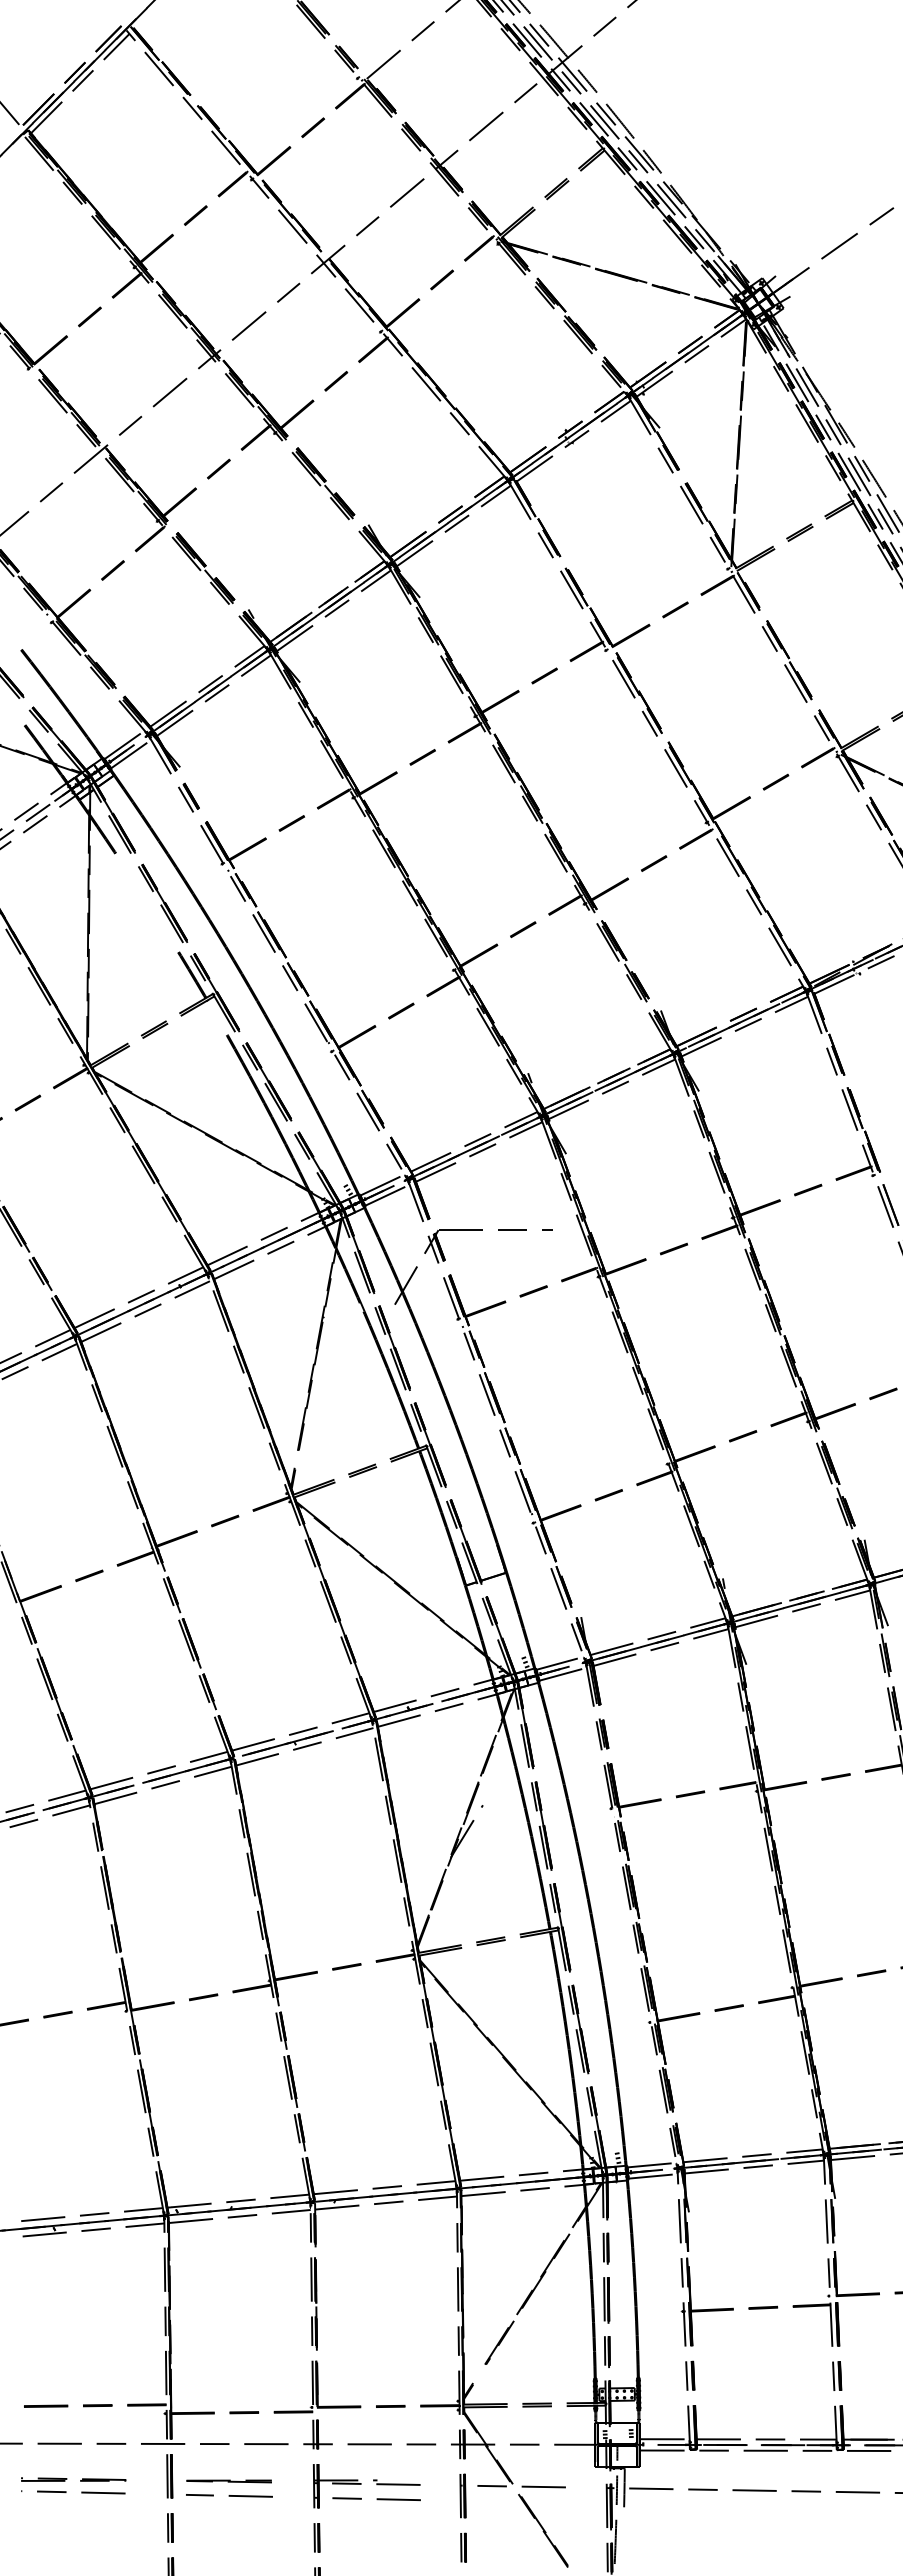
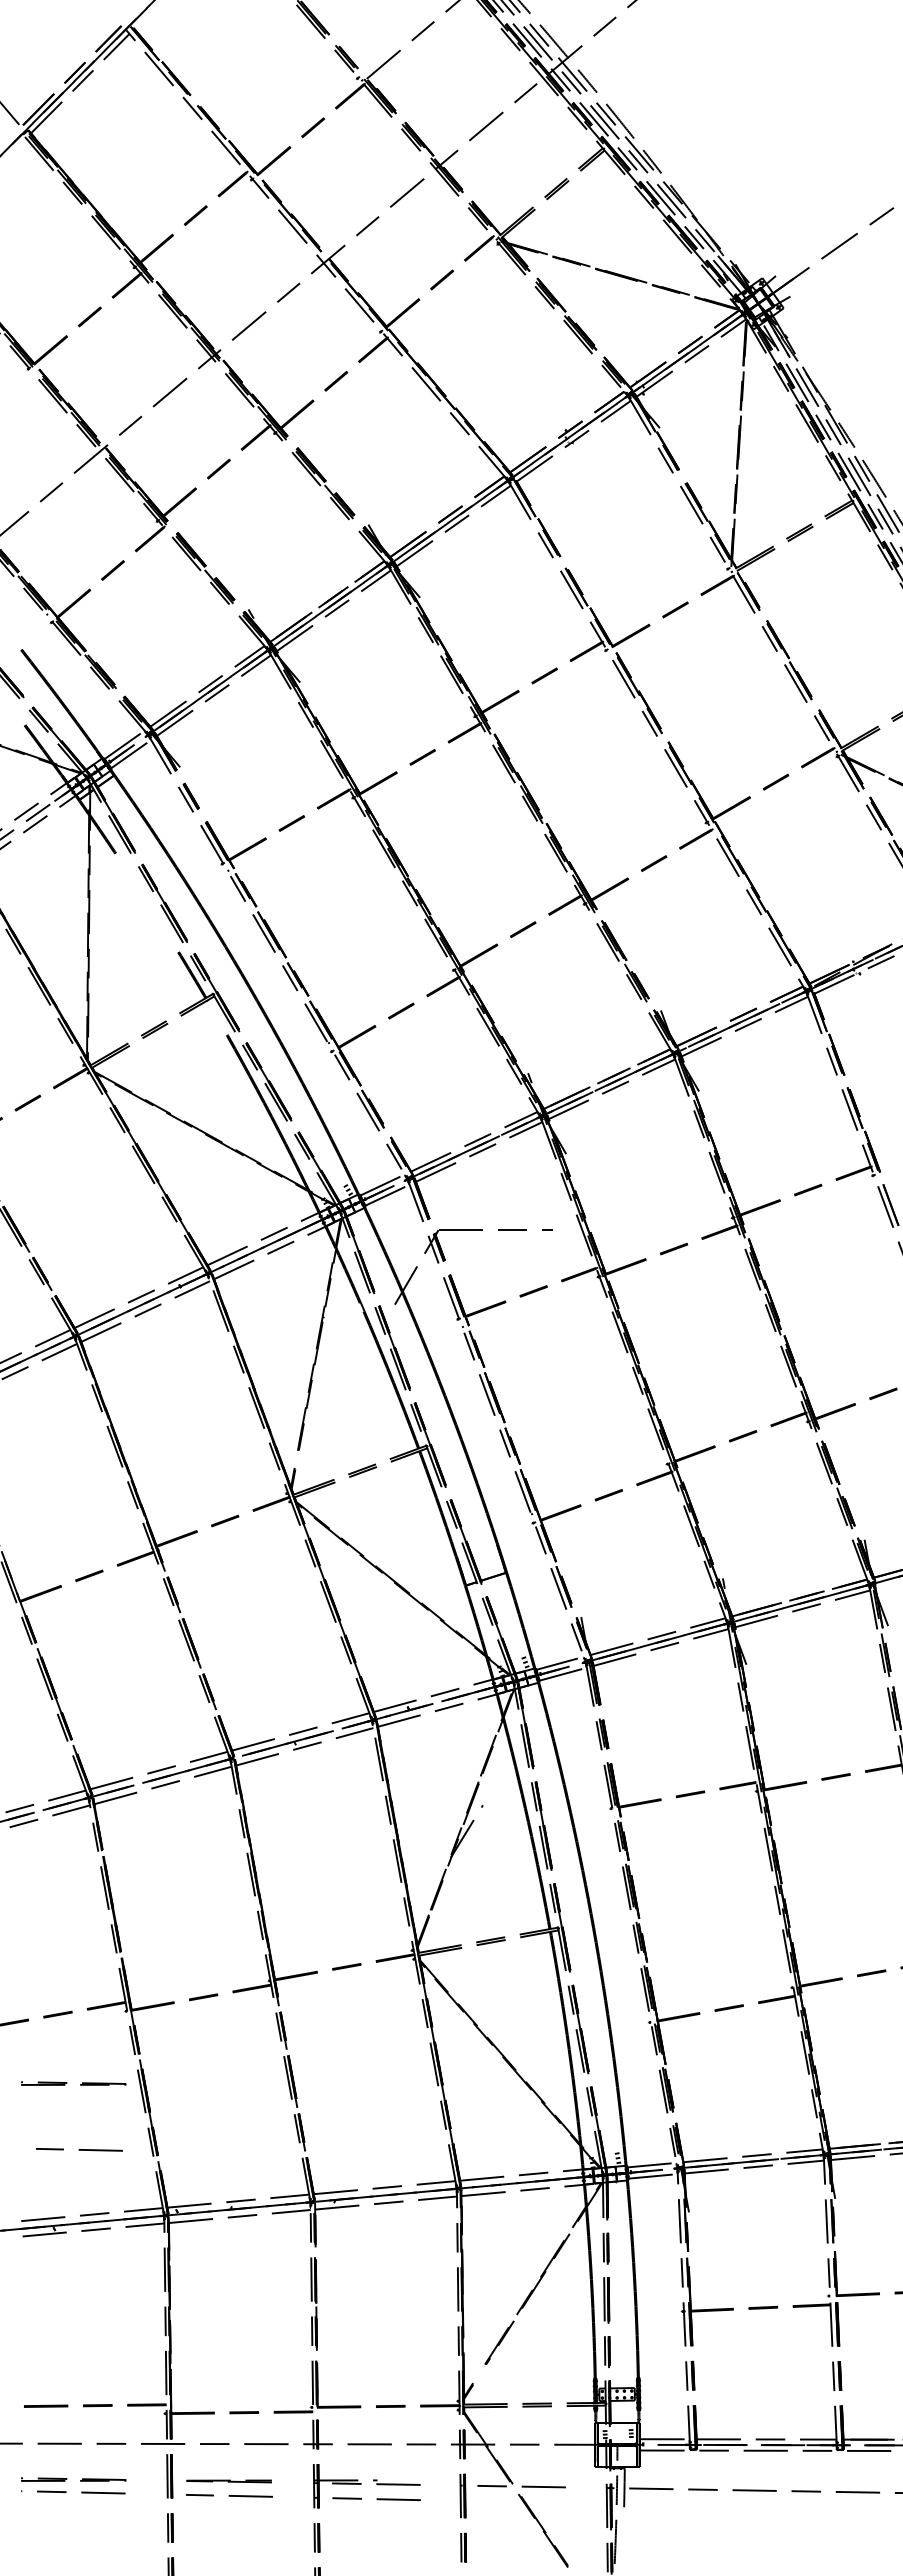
line: none -> present (67, 2083)
line: none -> present (79, 2149)
